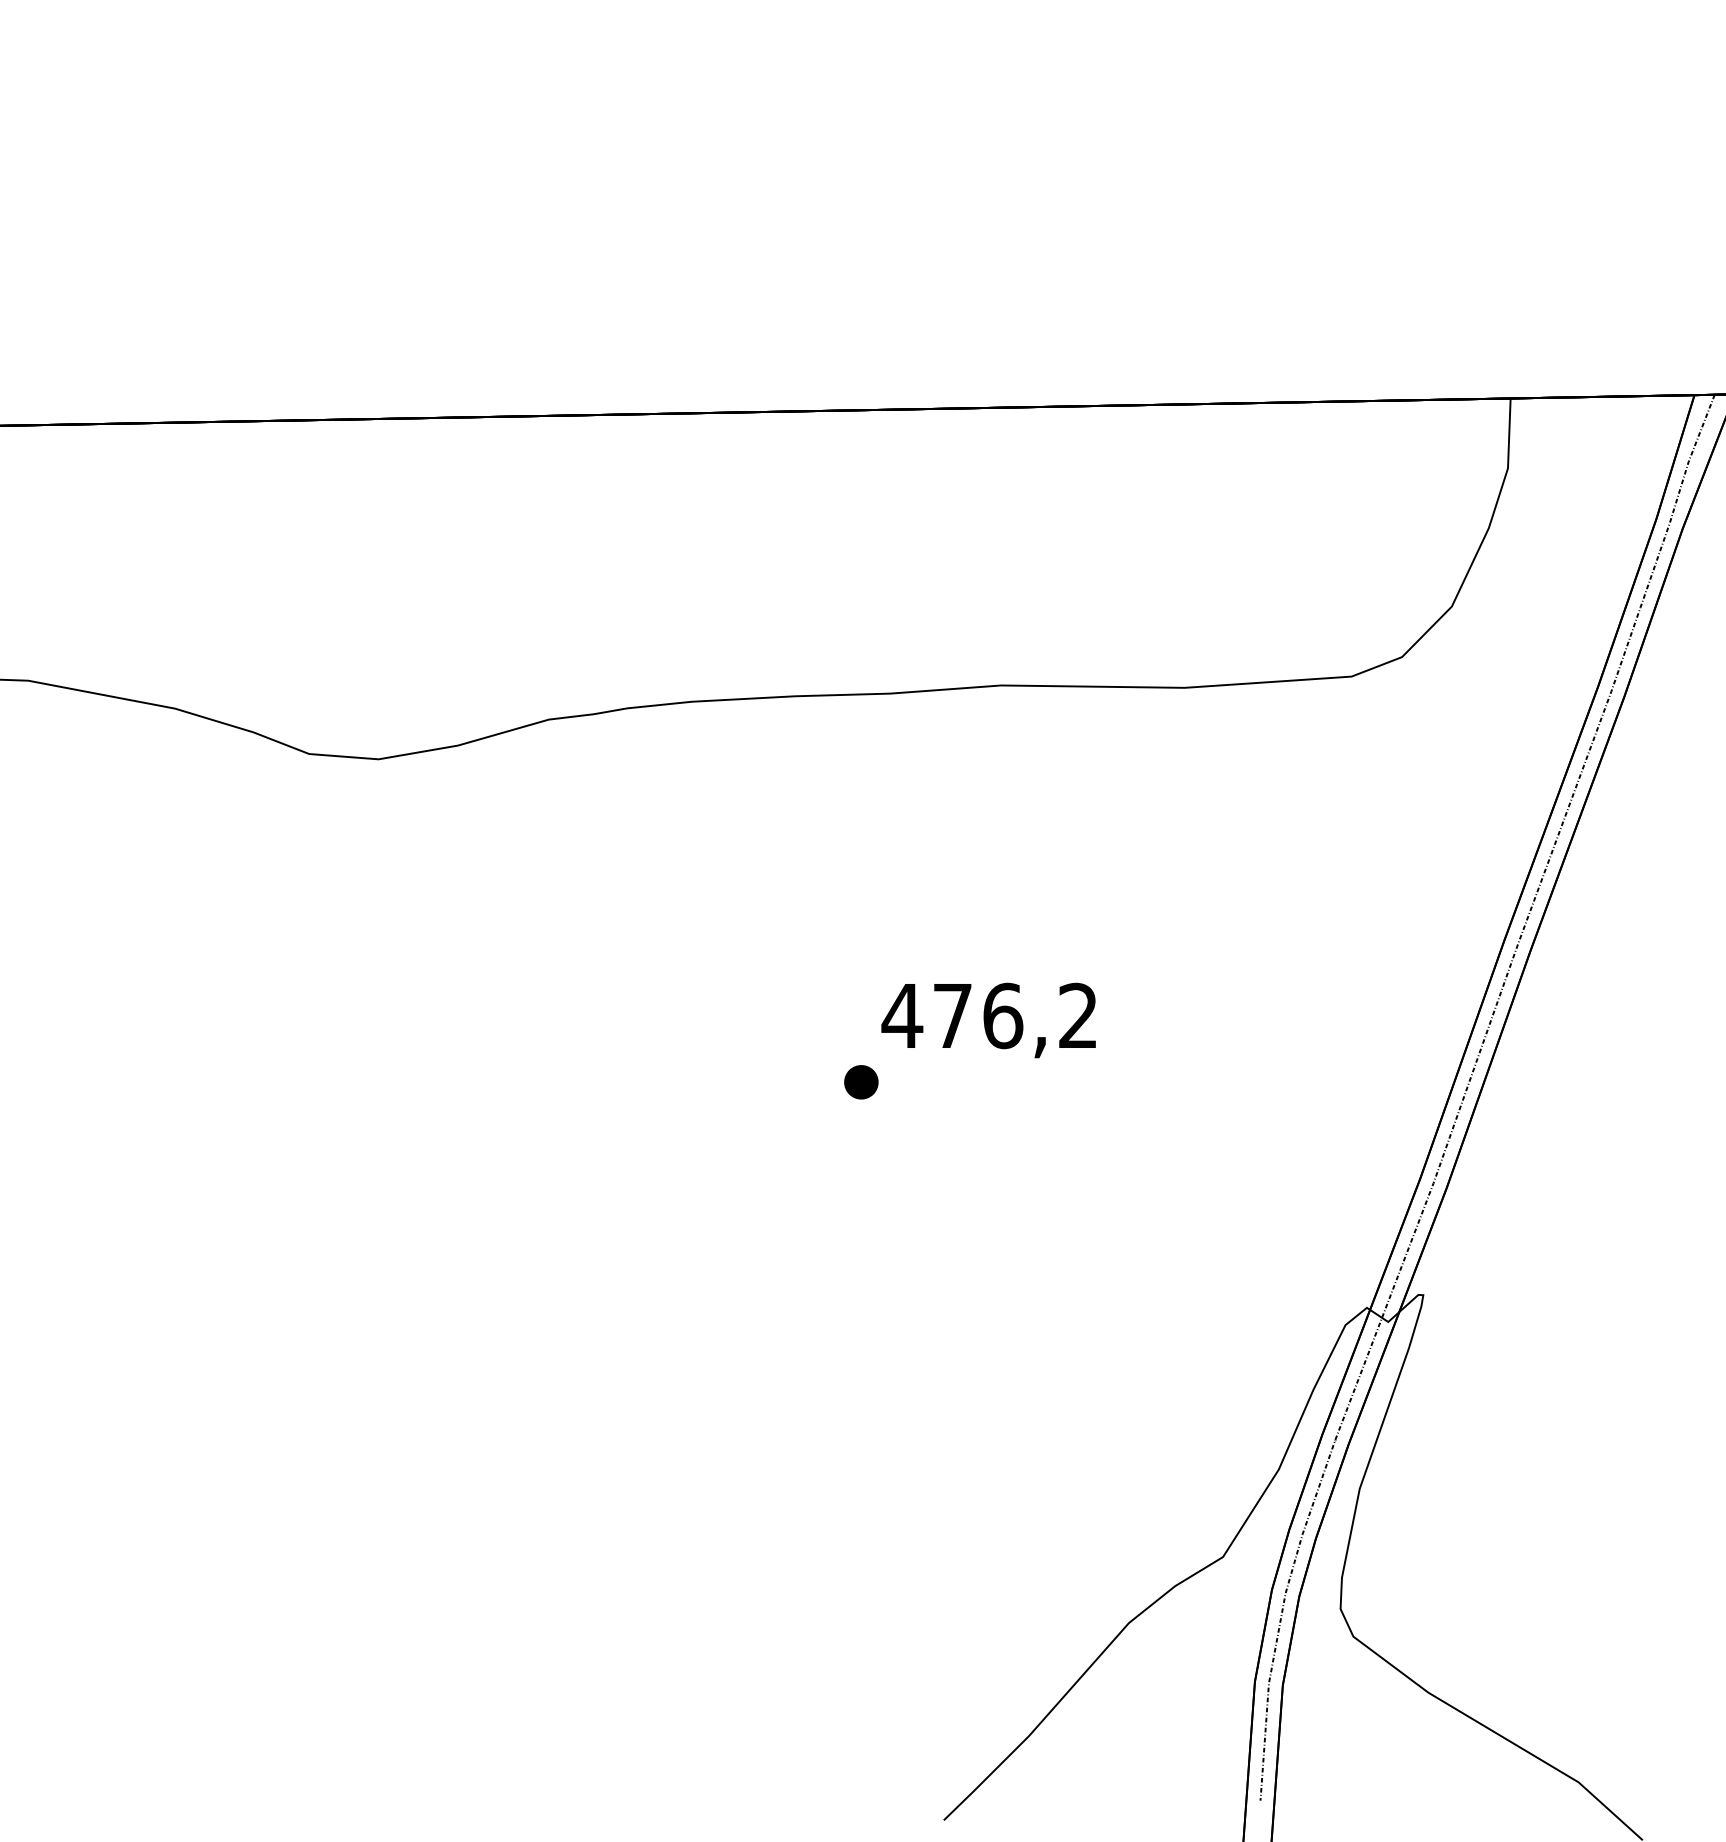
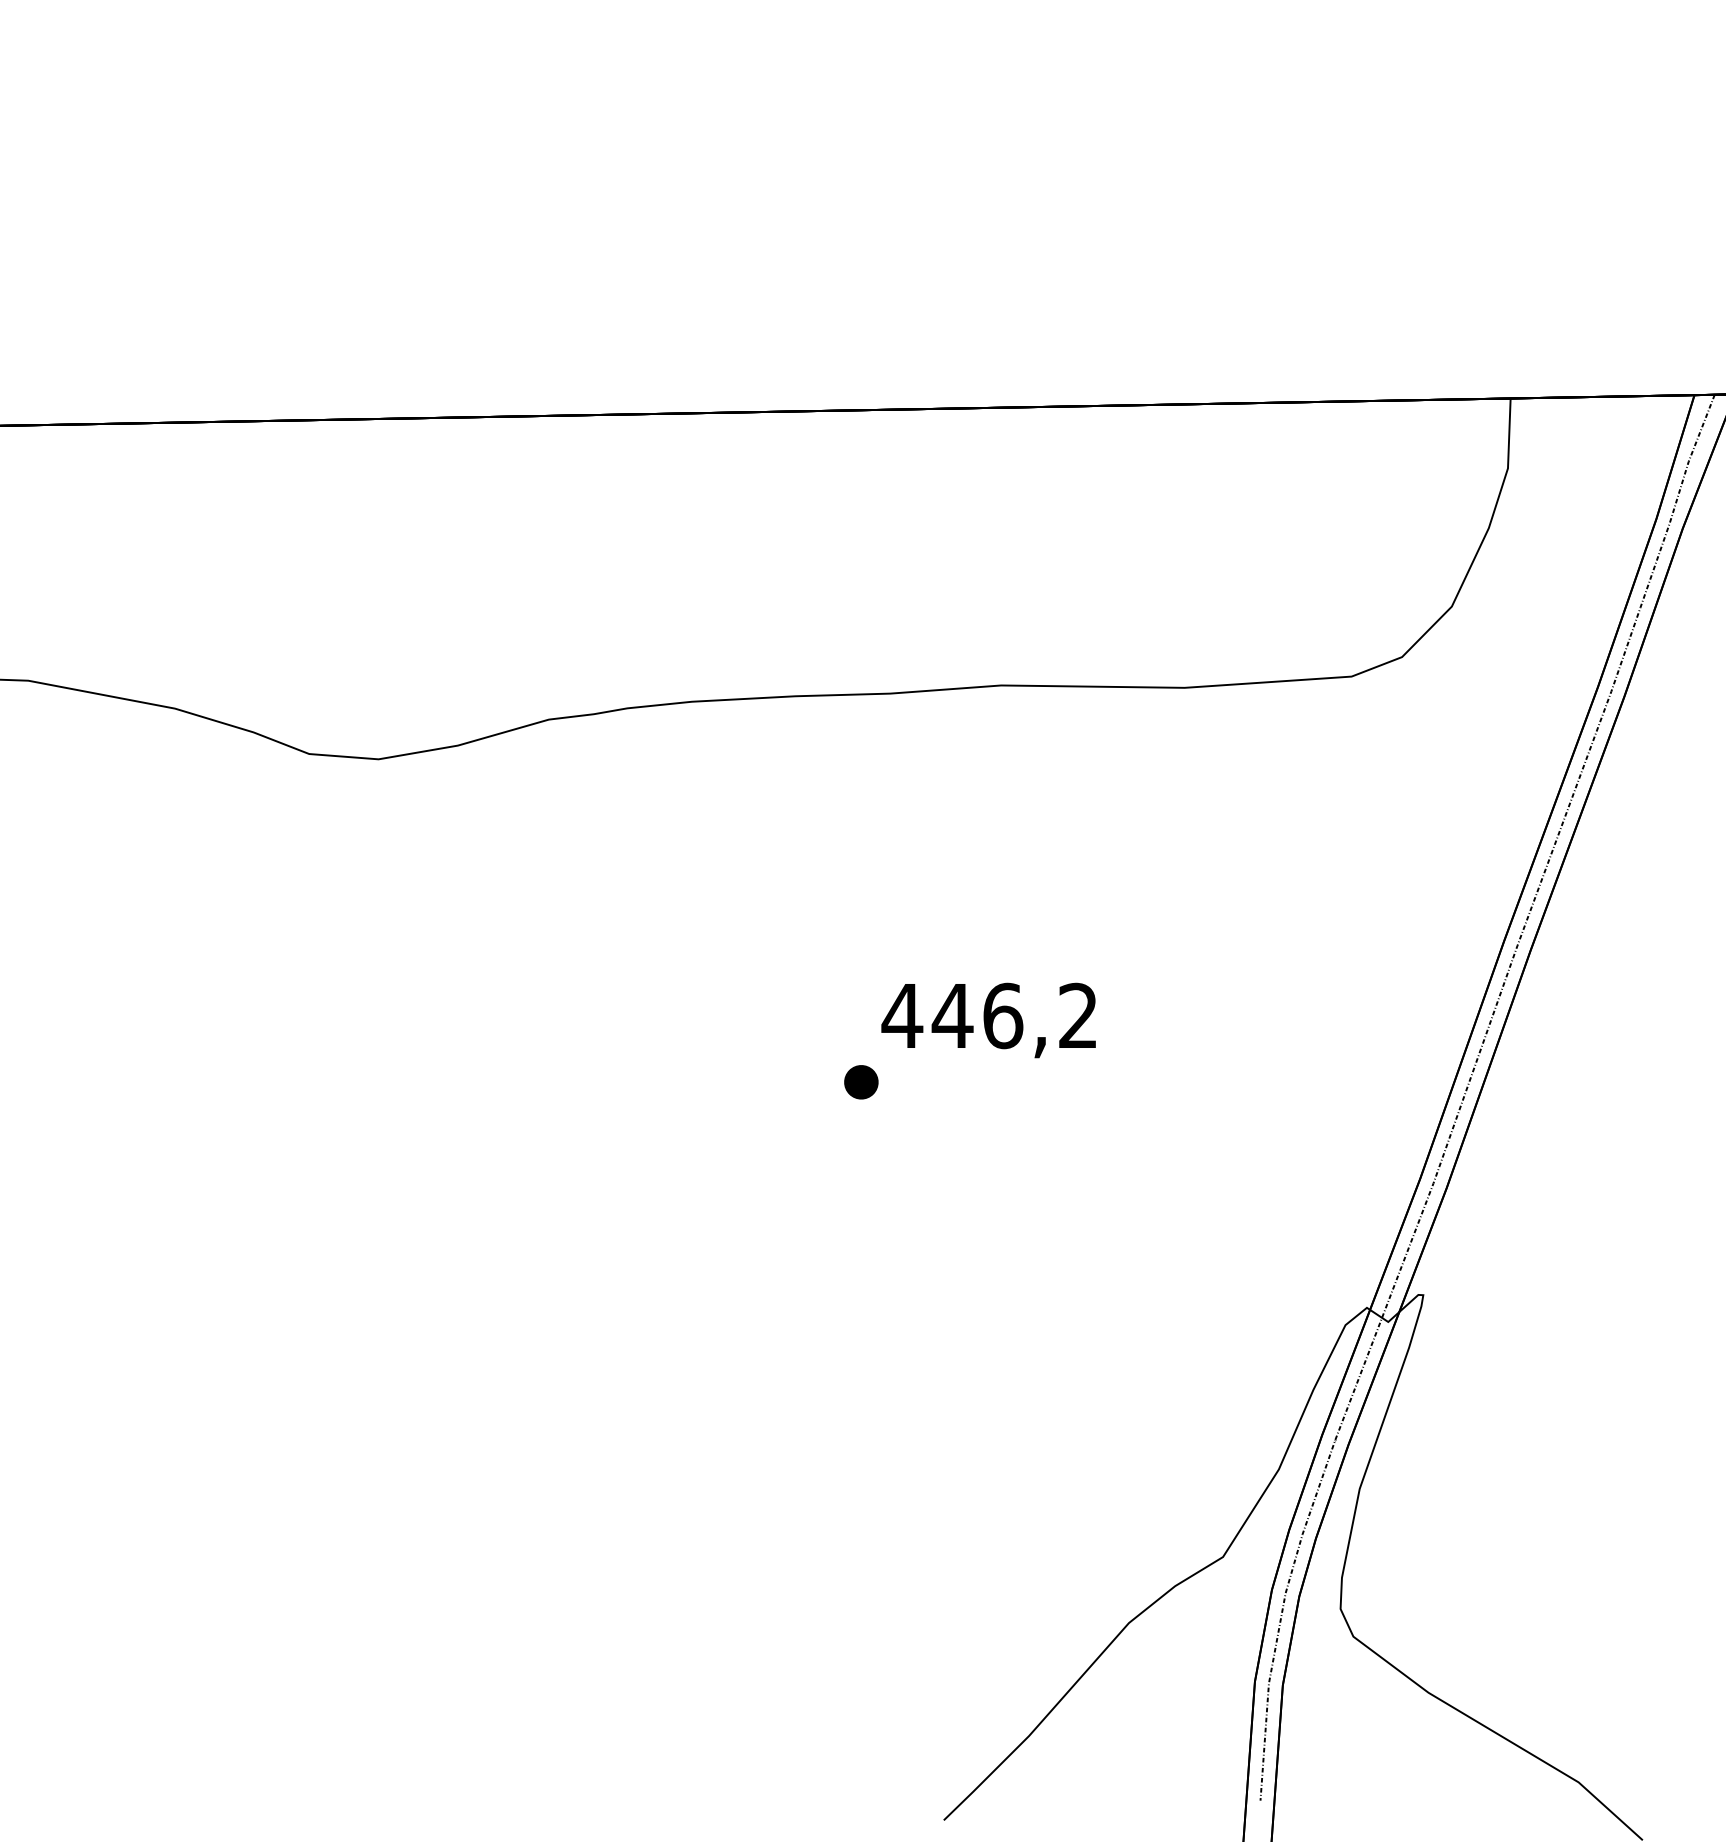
text: 476,2 -> 446,2 (952, 1015)
